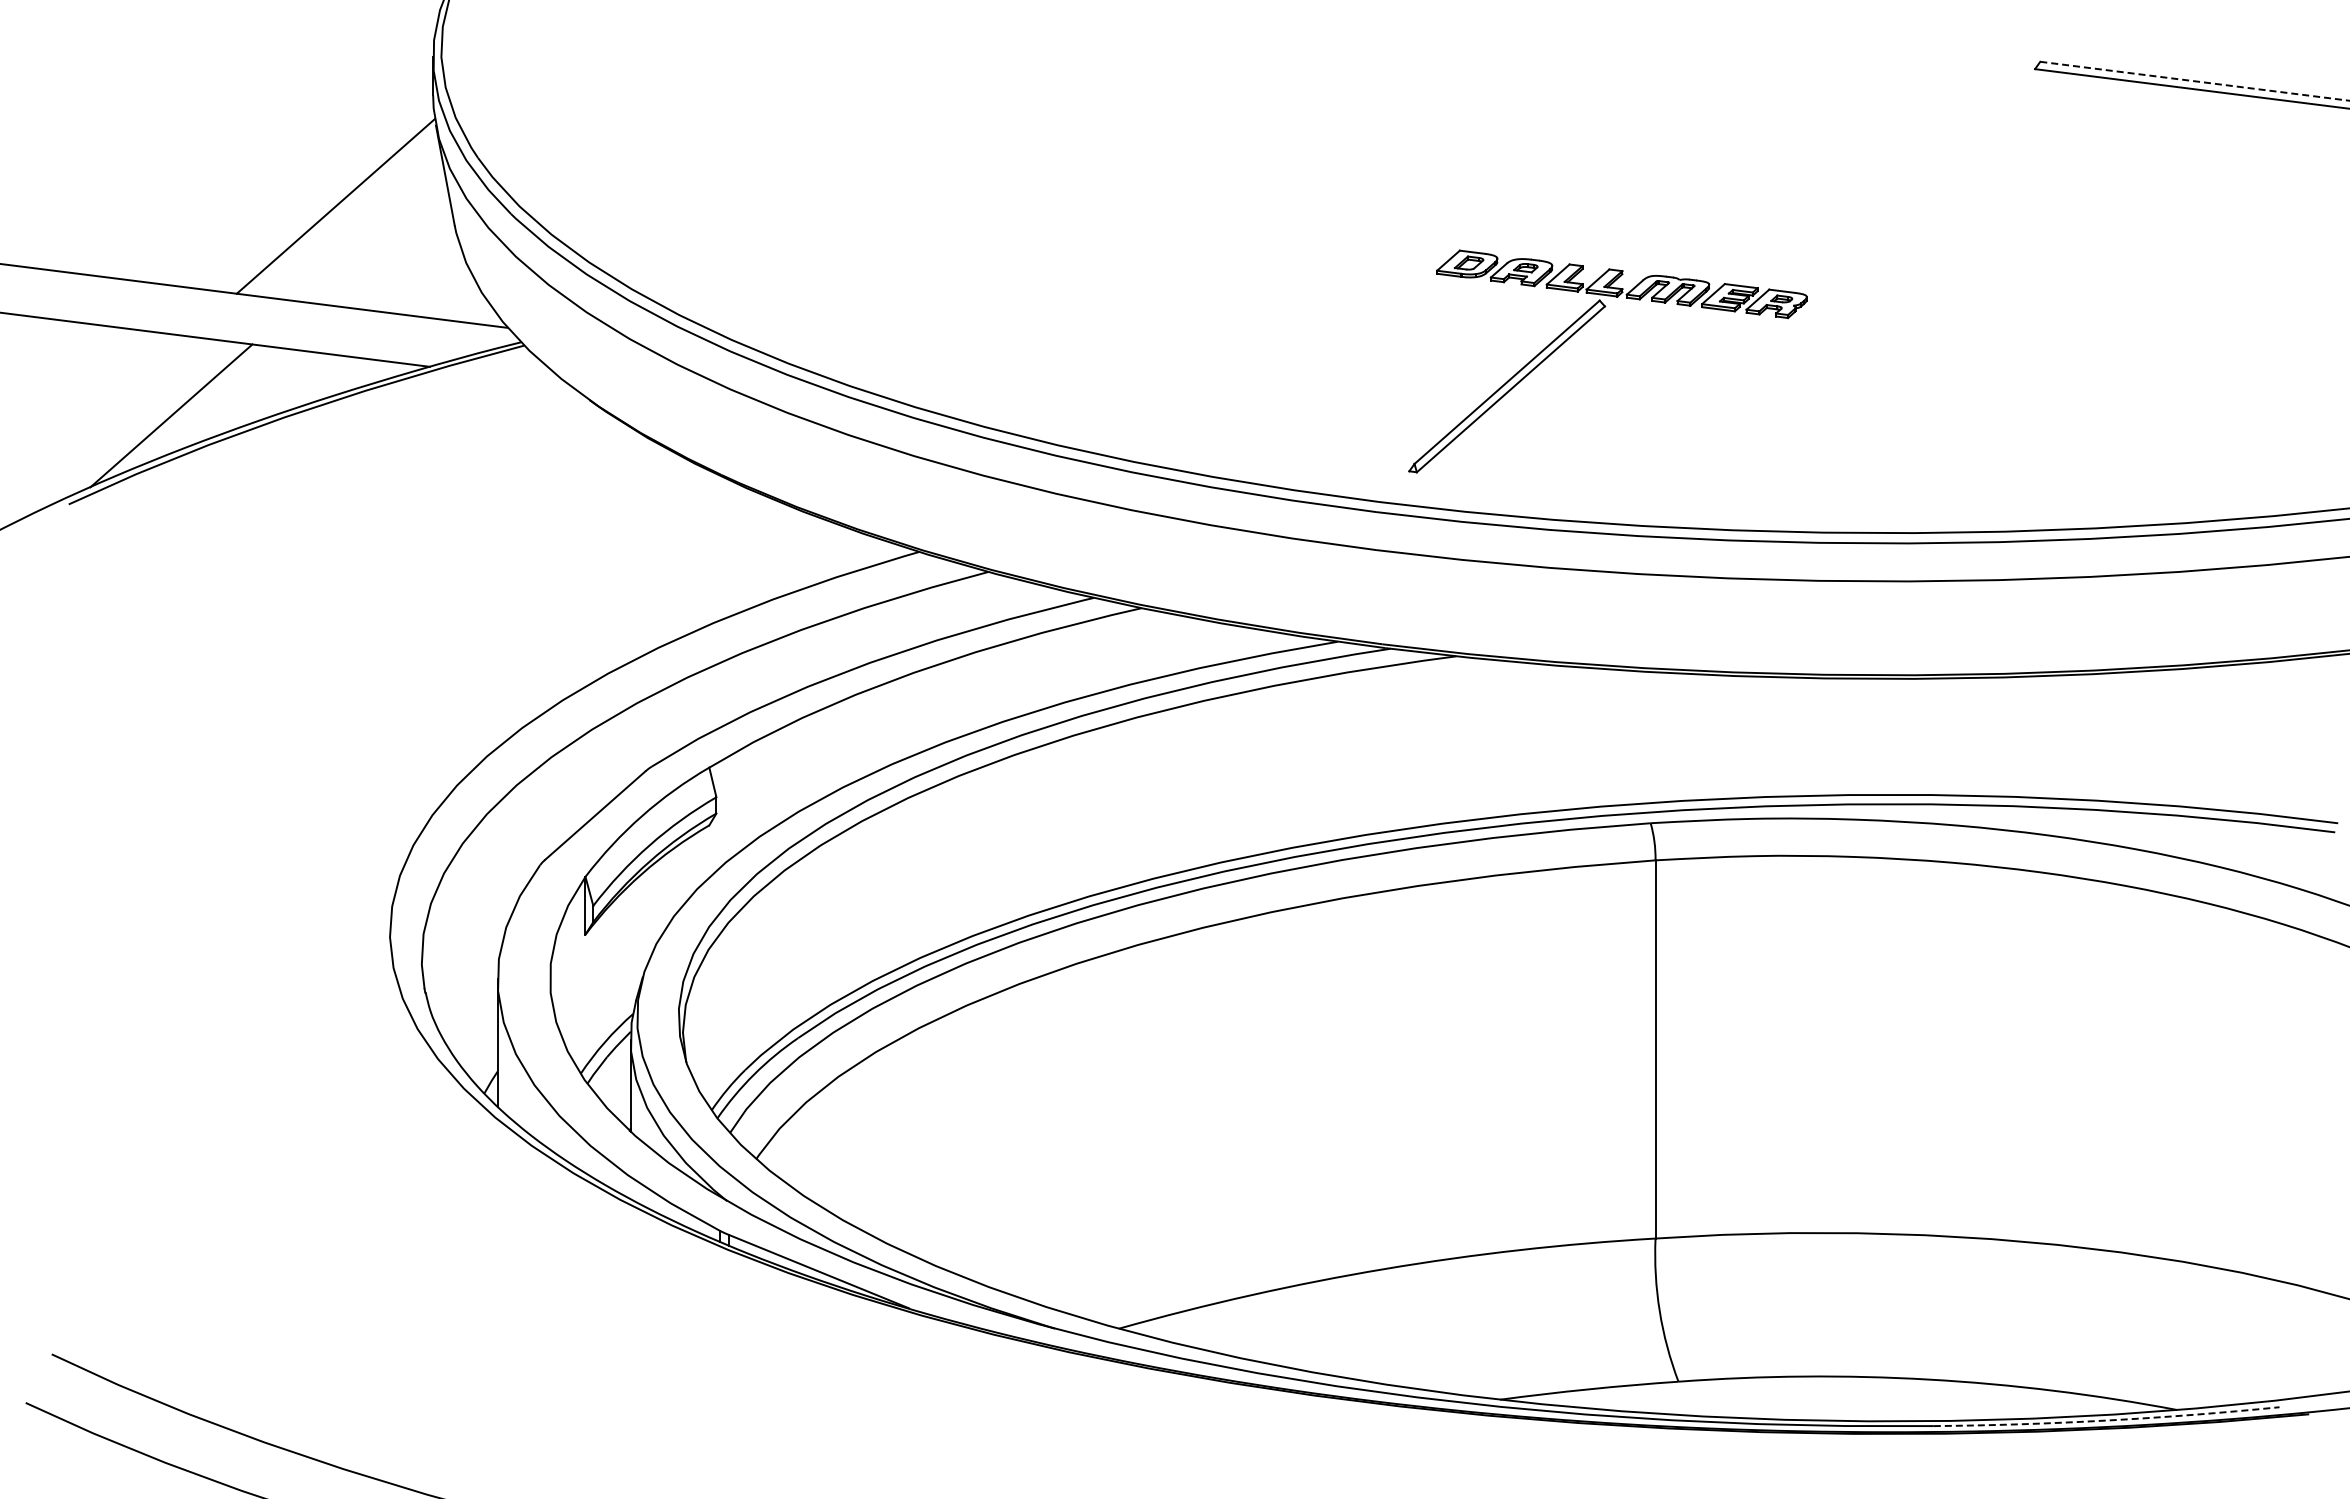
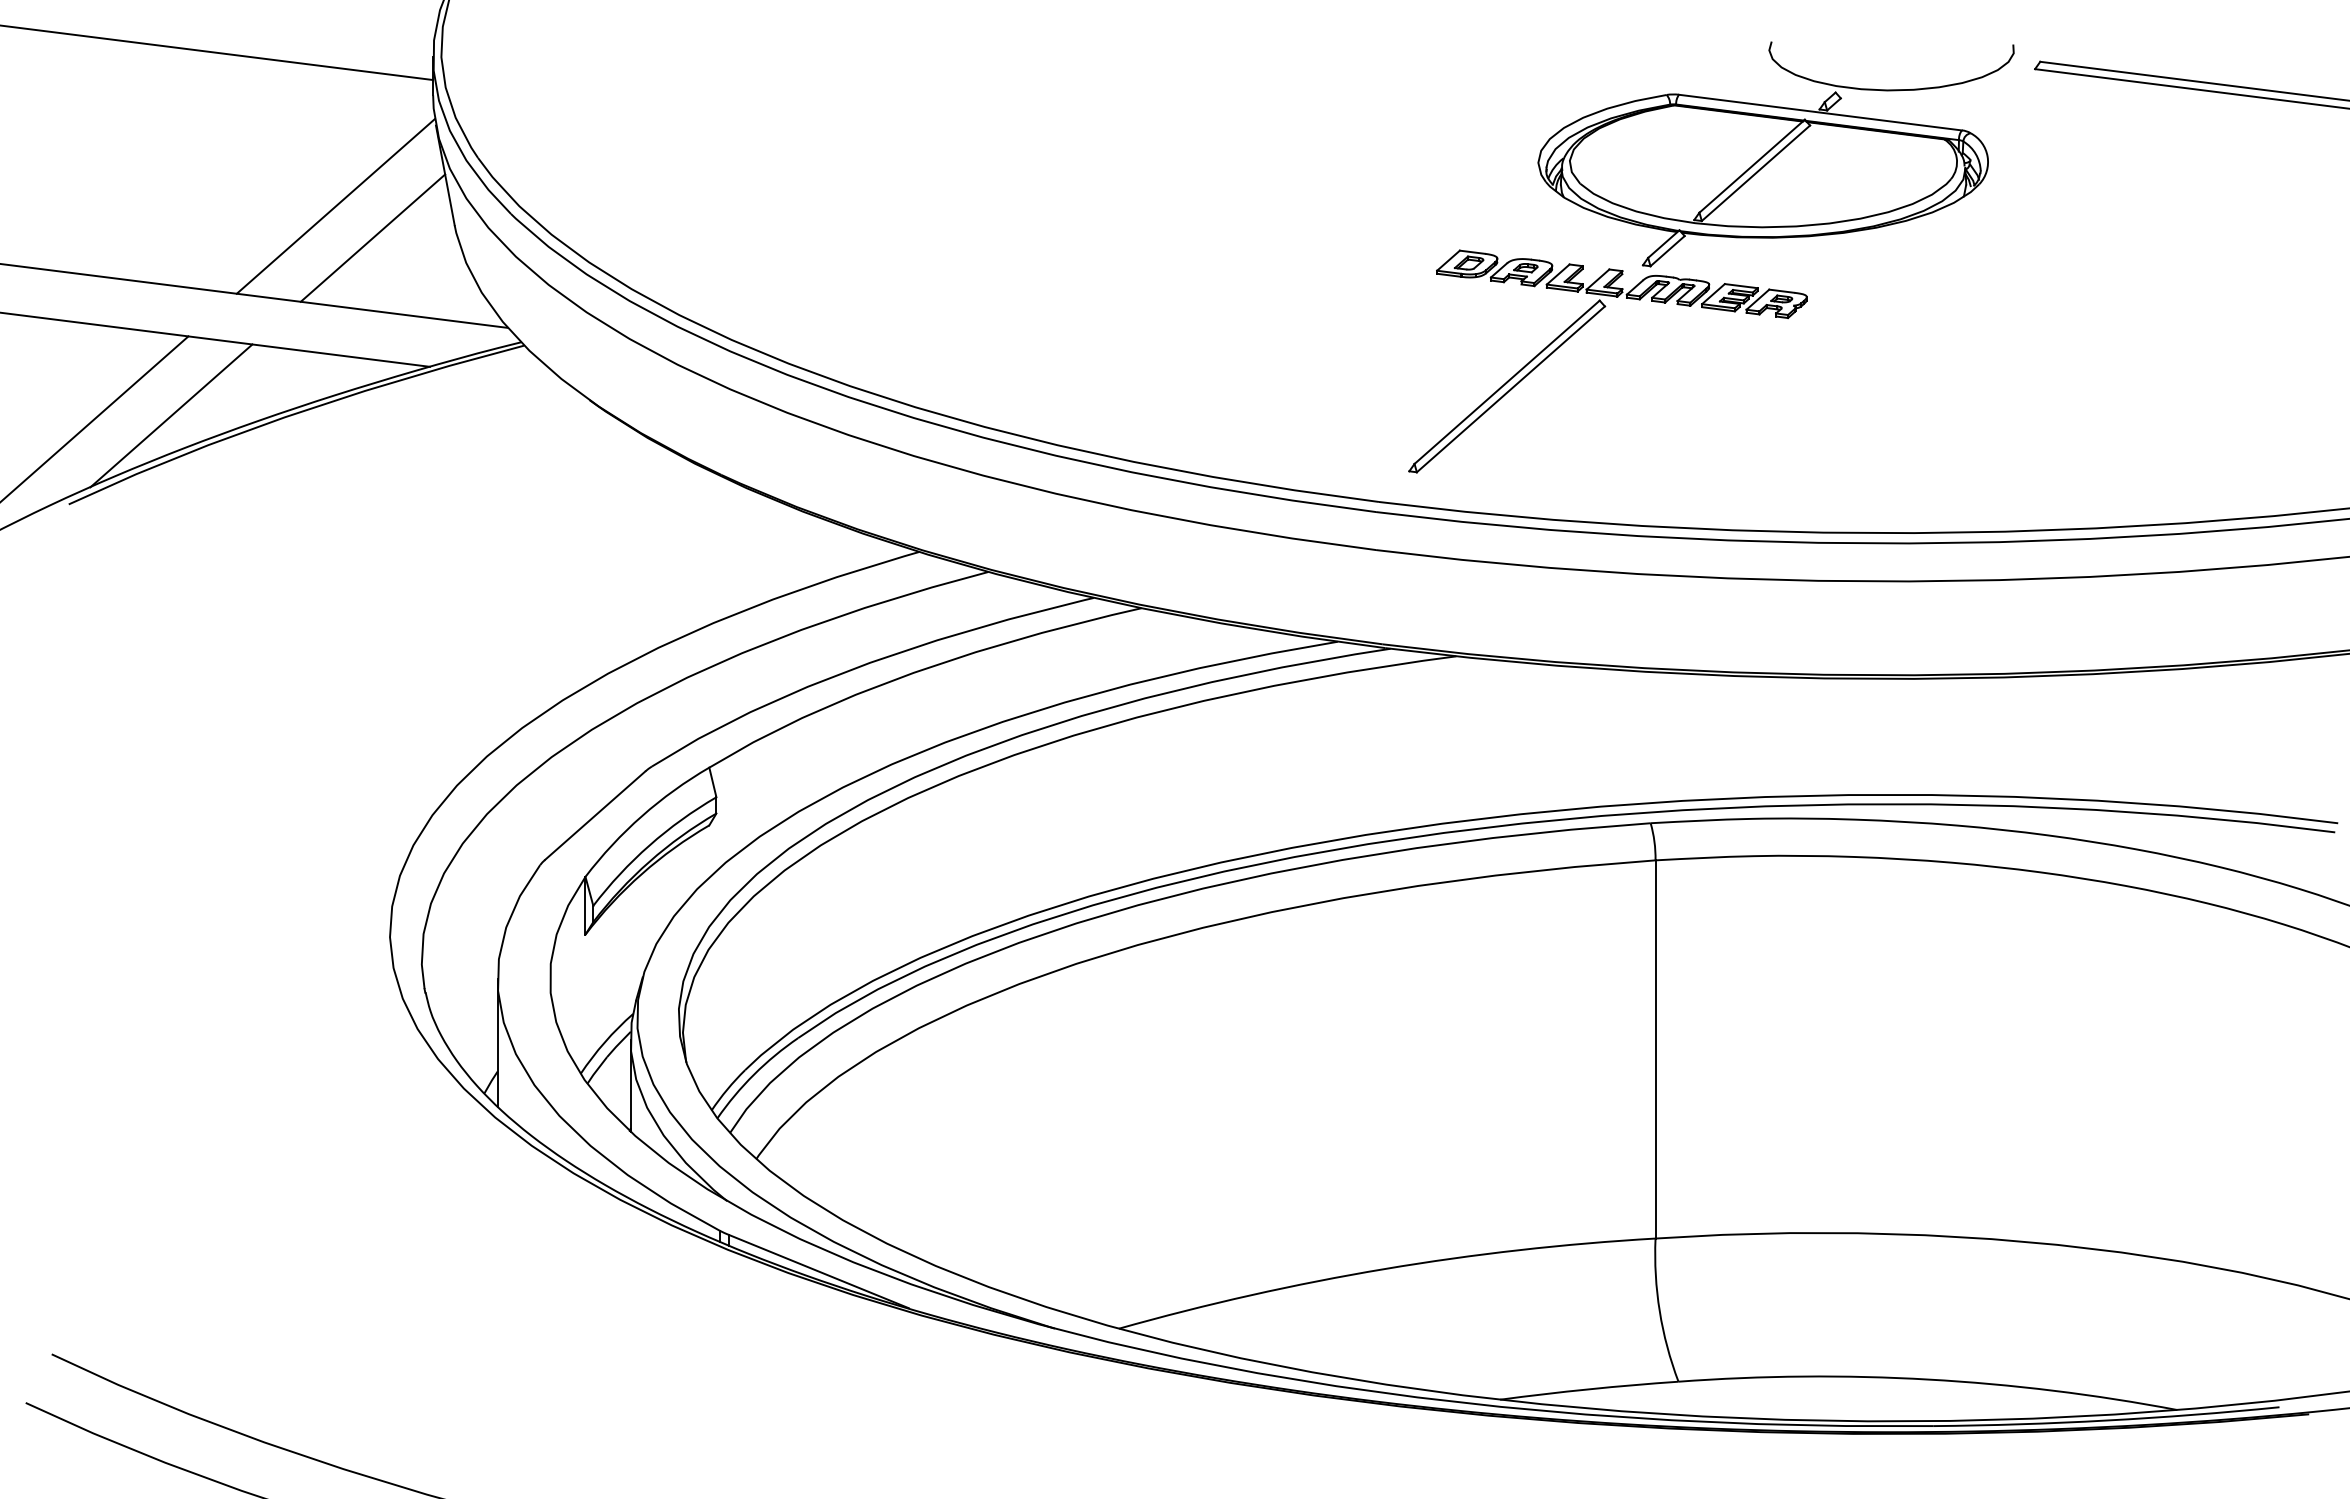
line: none -> present (217, 52)
line: dashed -> solid (2195, 81)
part: none -> present (1775, 154)
line: none -> present (372, 237)
line: none -> present (95, 418)
arc: dashed -> solid (2106, 1420)
